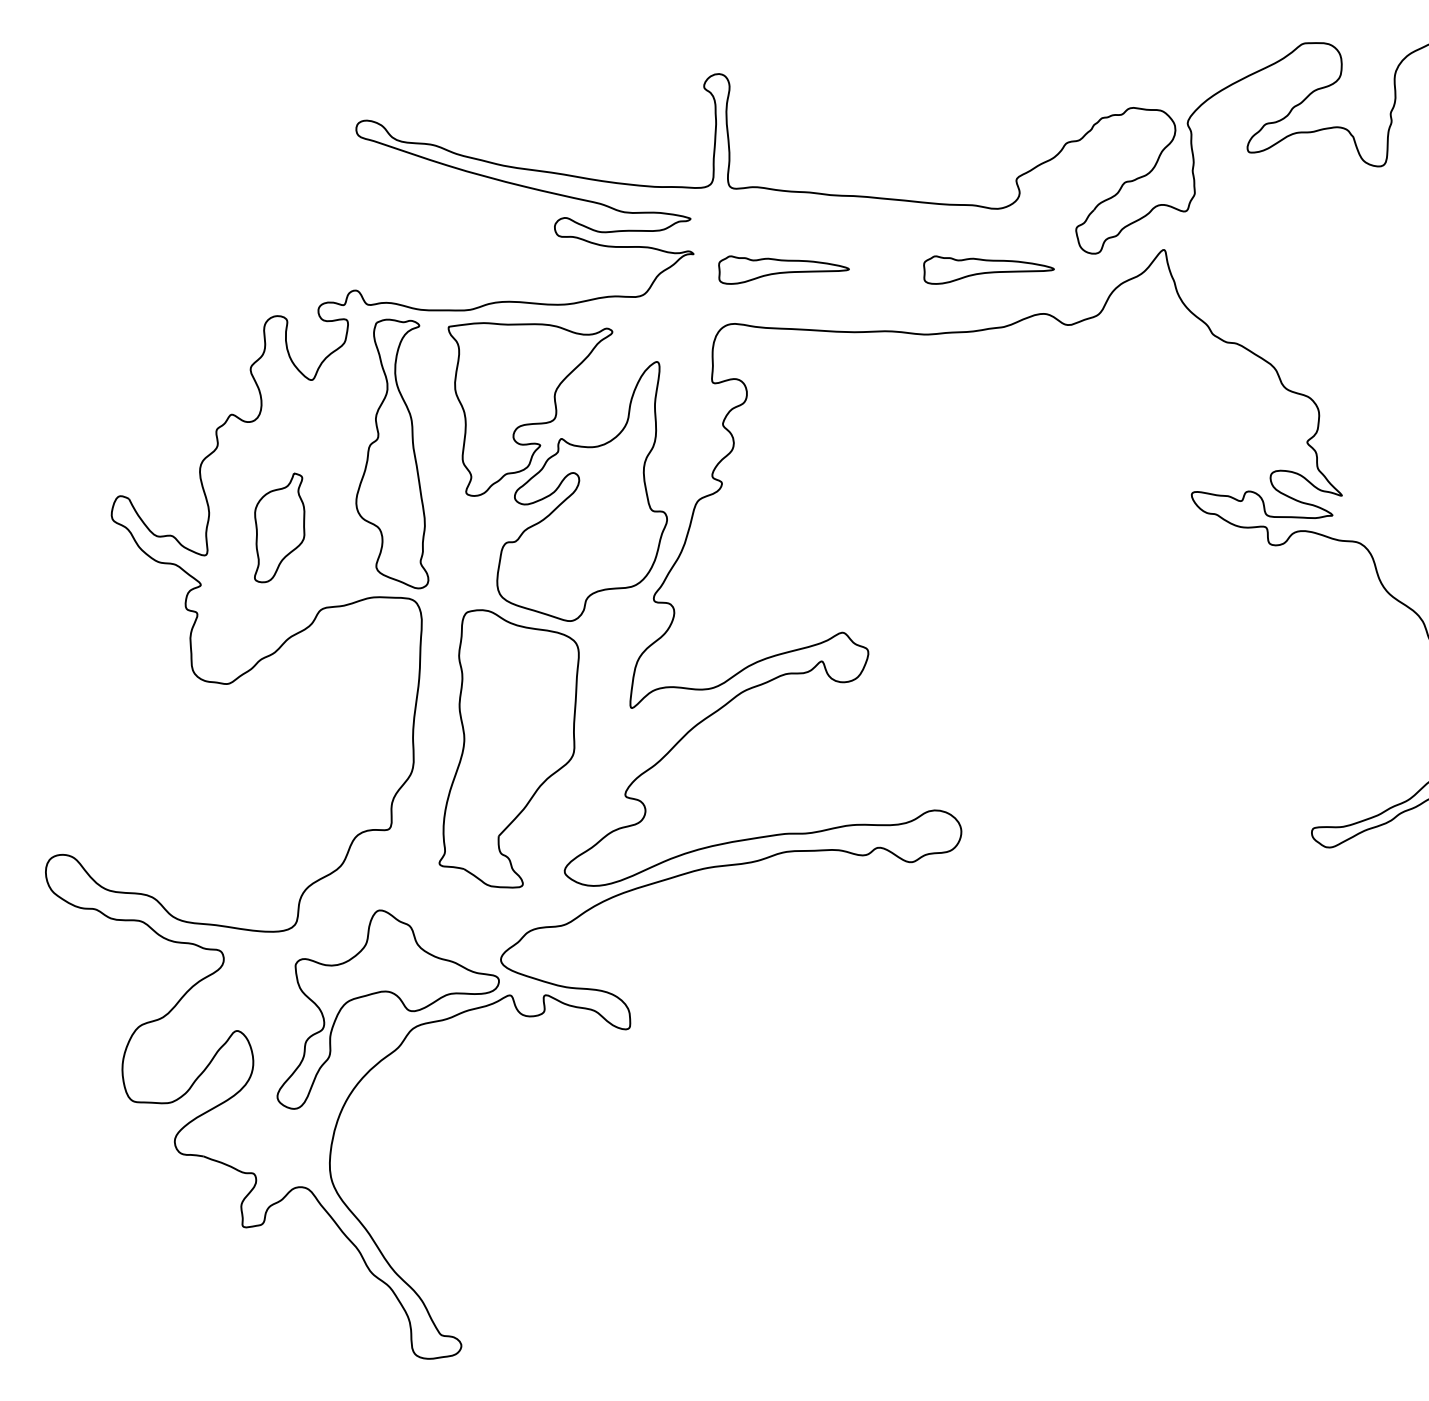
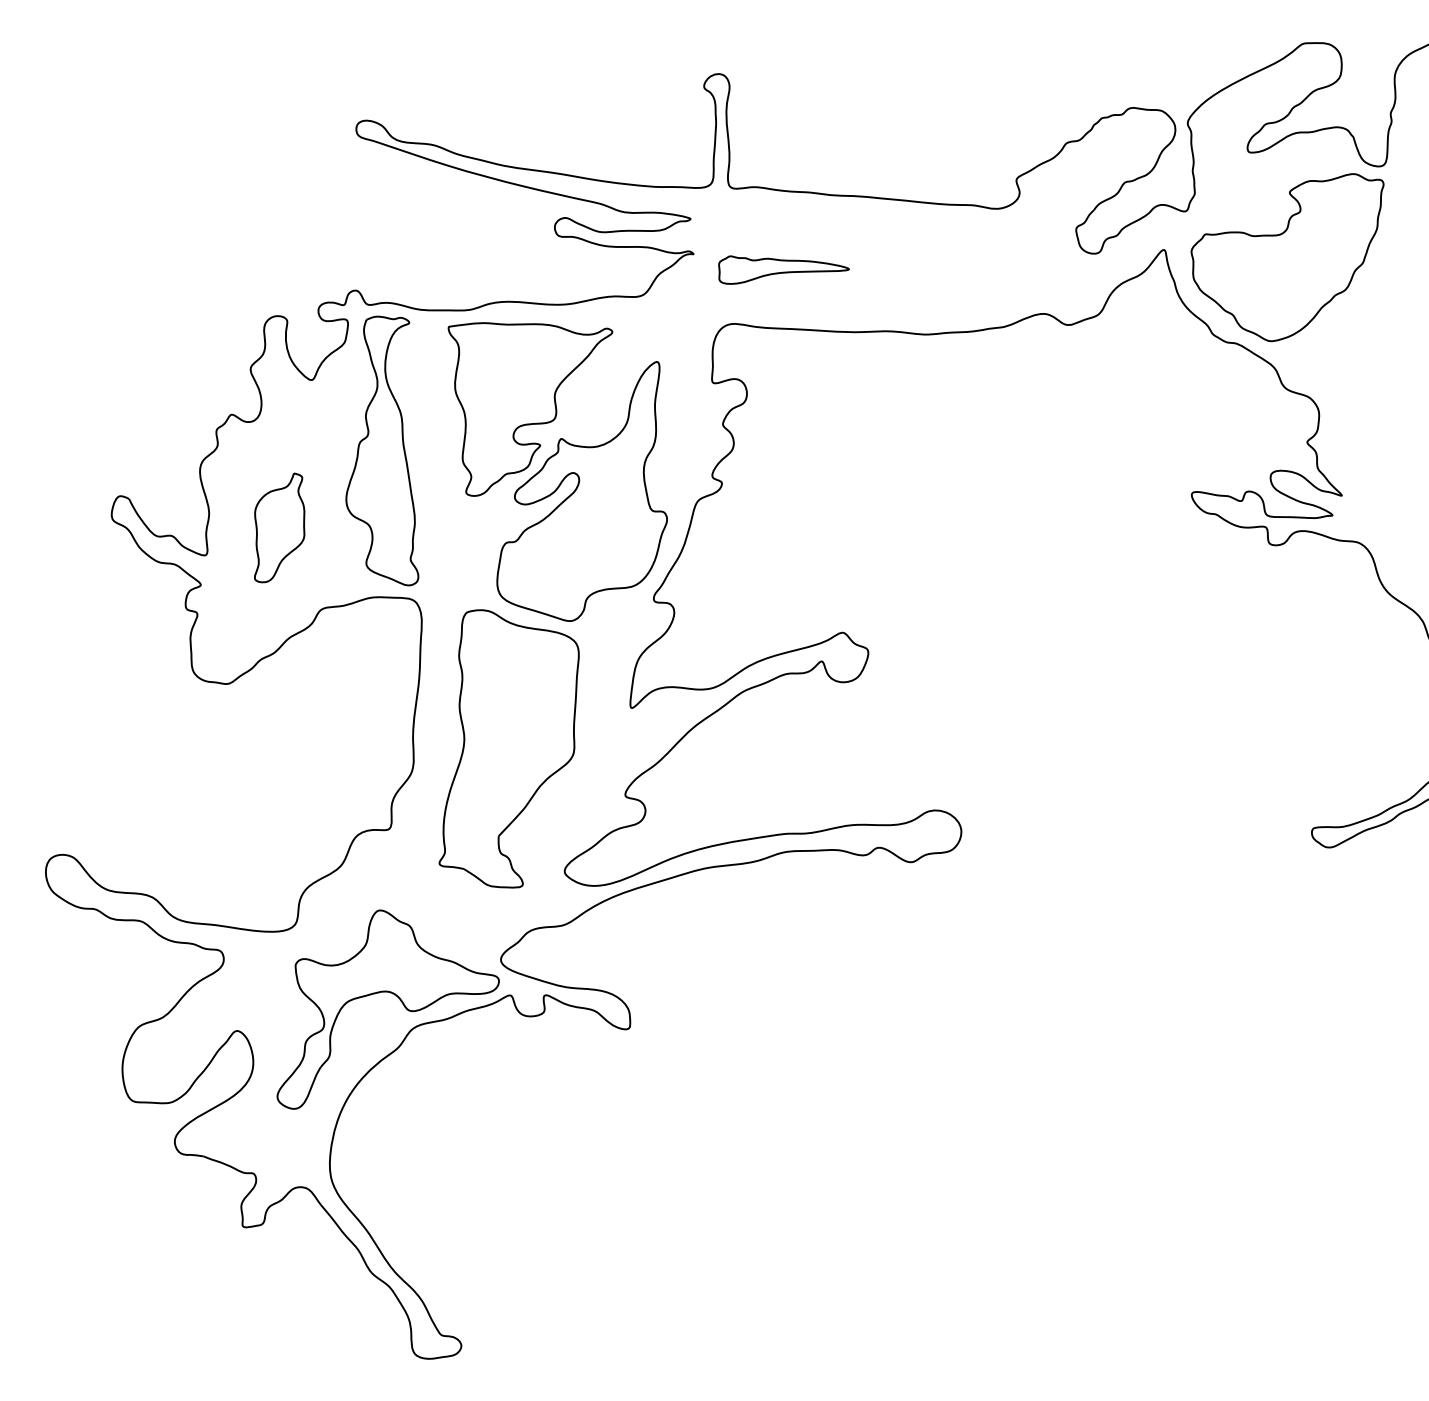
part: none -> present (1287, 257)
part: present -> none (988, 269)
part position: (392, 453) -> (382, 450) (382, 450)
